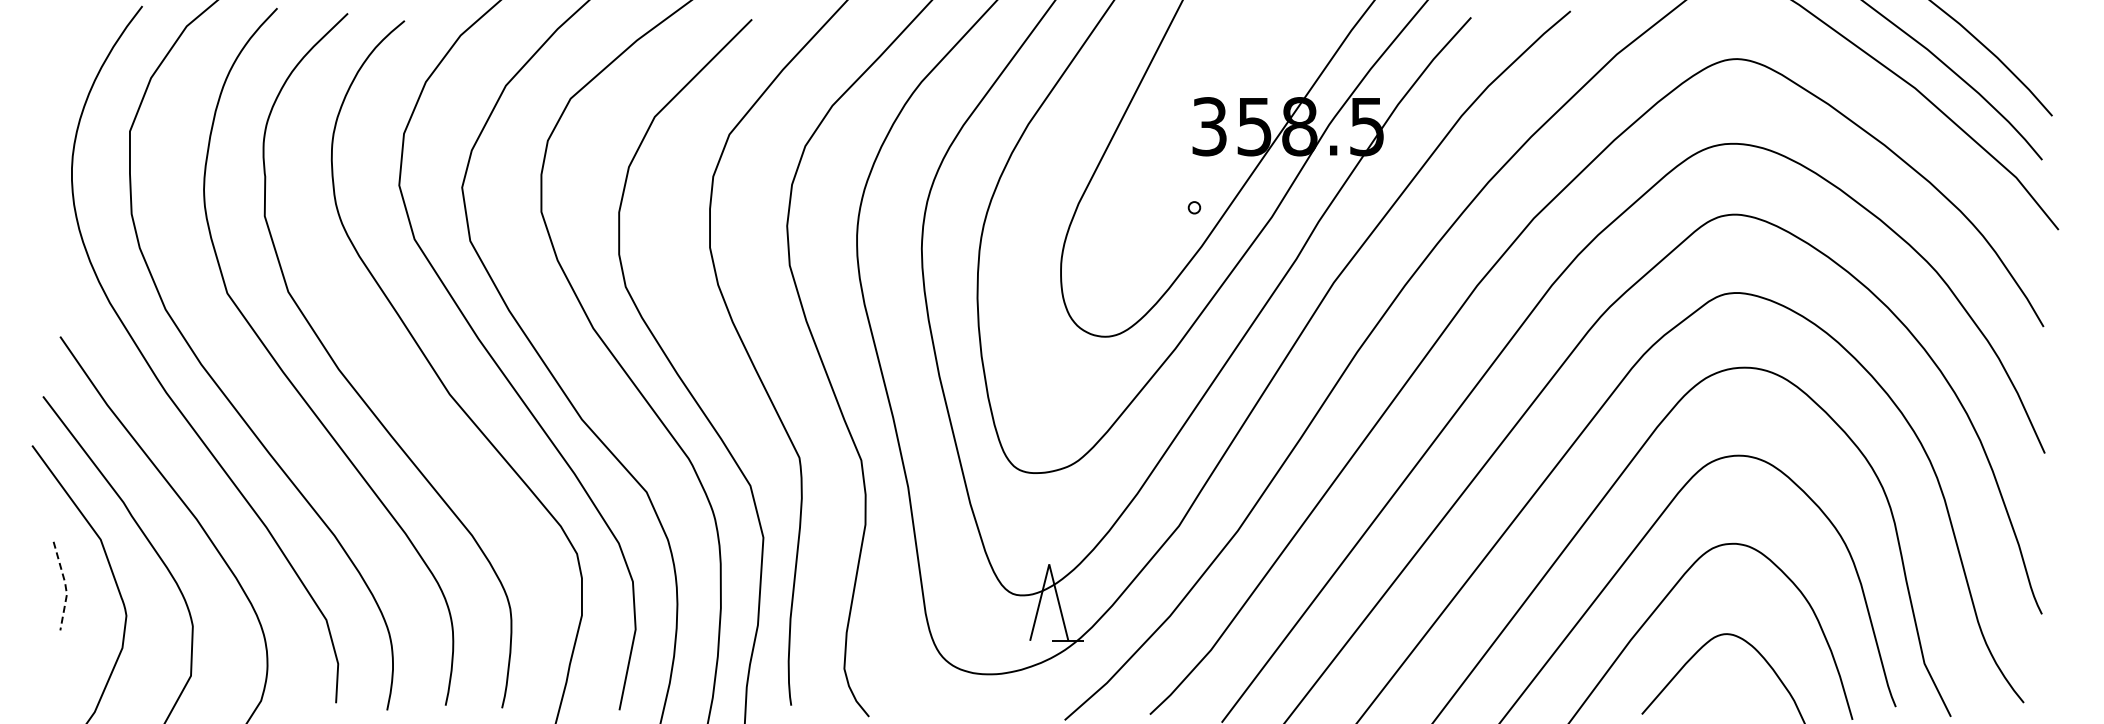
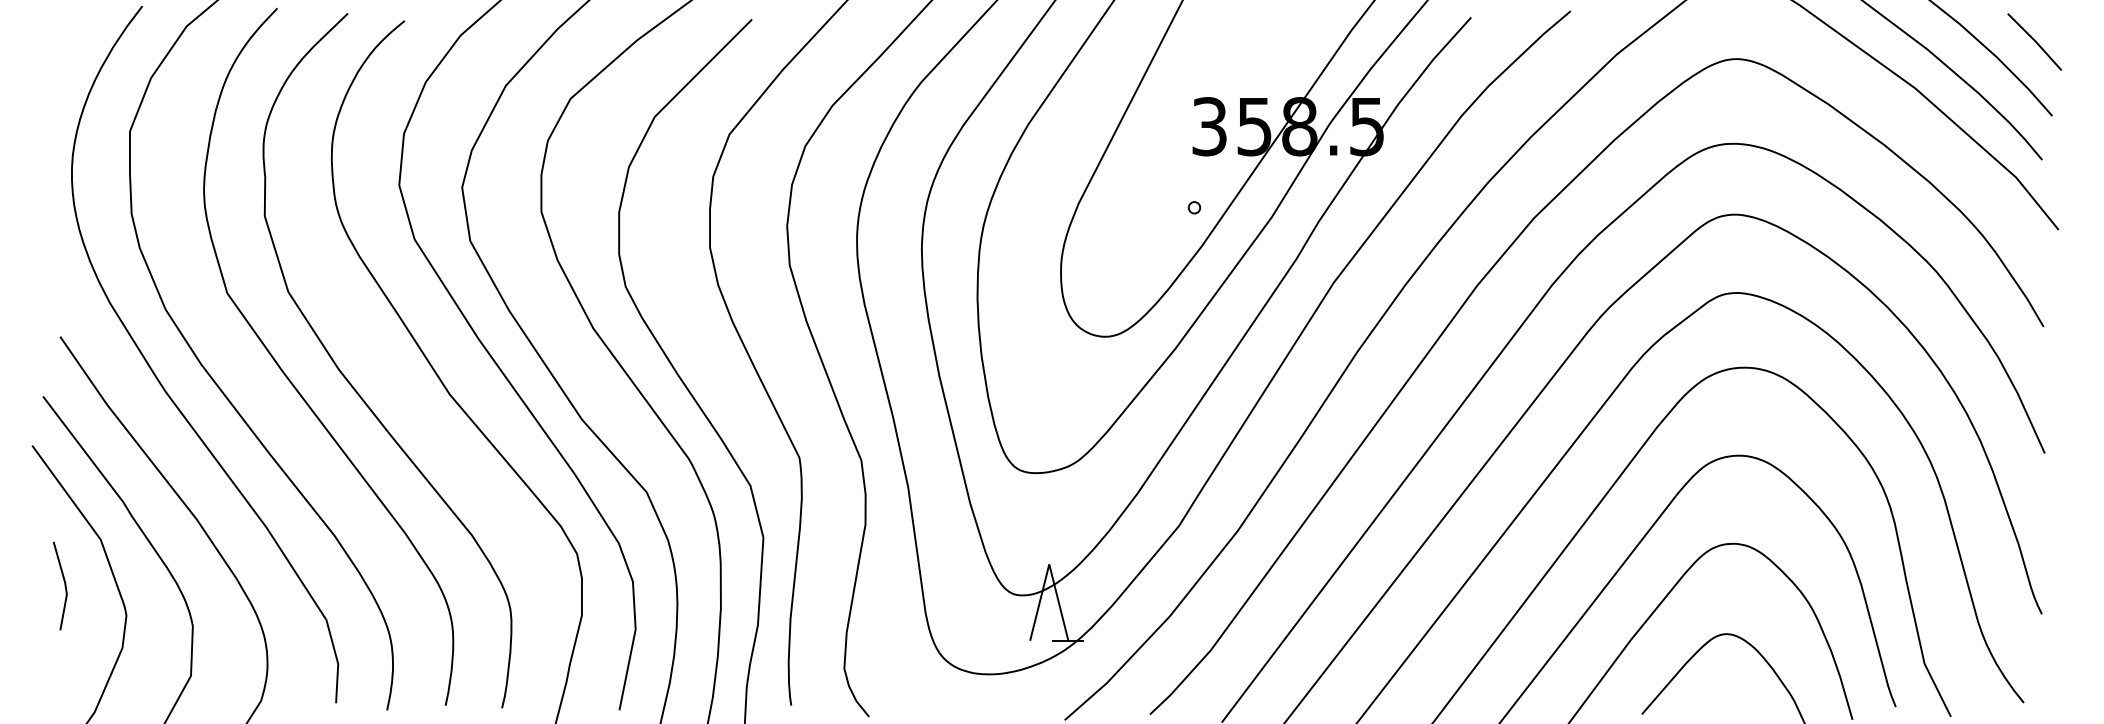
line: none -> present (2034, 41)
line: dashed -> solid (65, 586)
